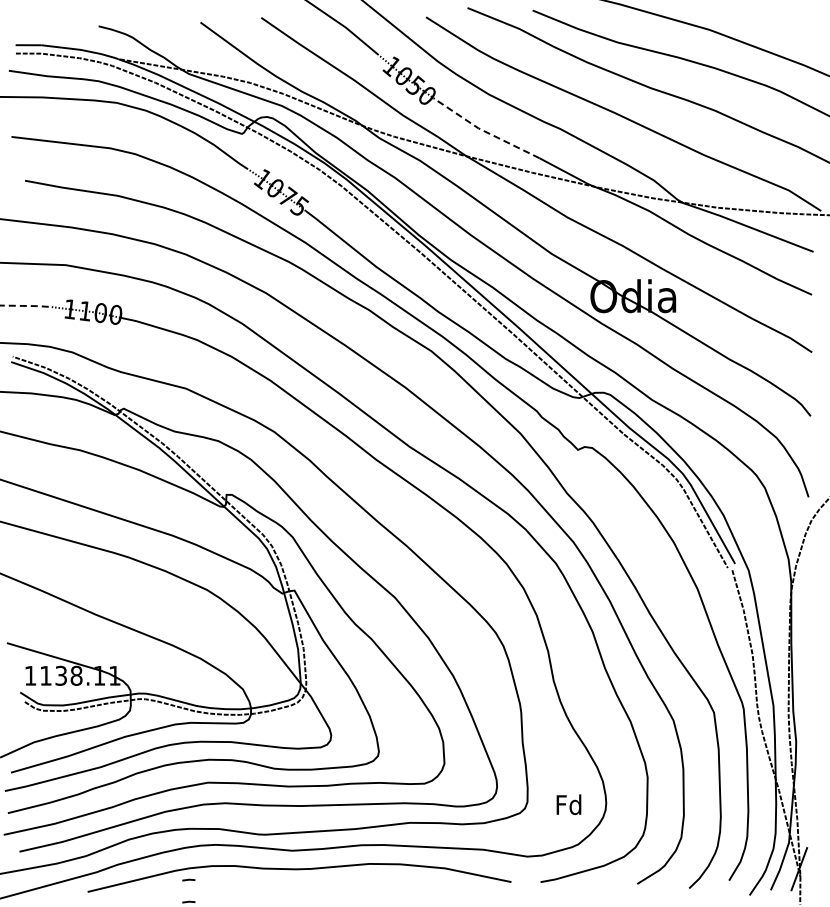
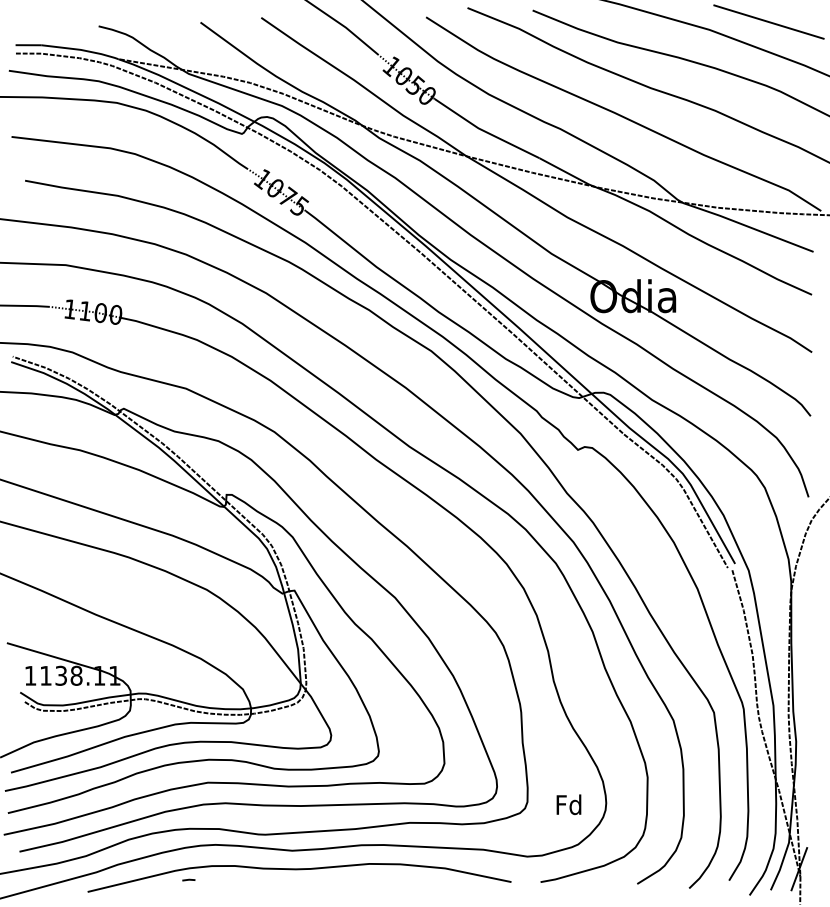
line: none -> present (768, 21)
line: dashed -> solid (484, 131)
line: dashed -> solid (25, 305)
line: present -> none (188, 901)
